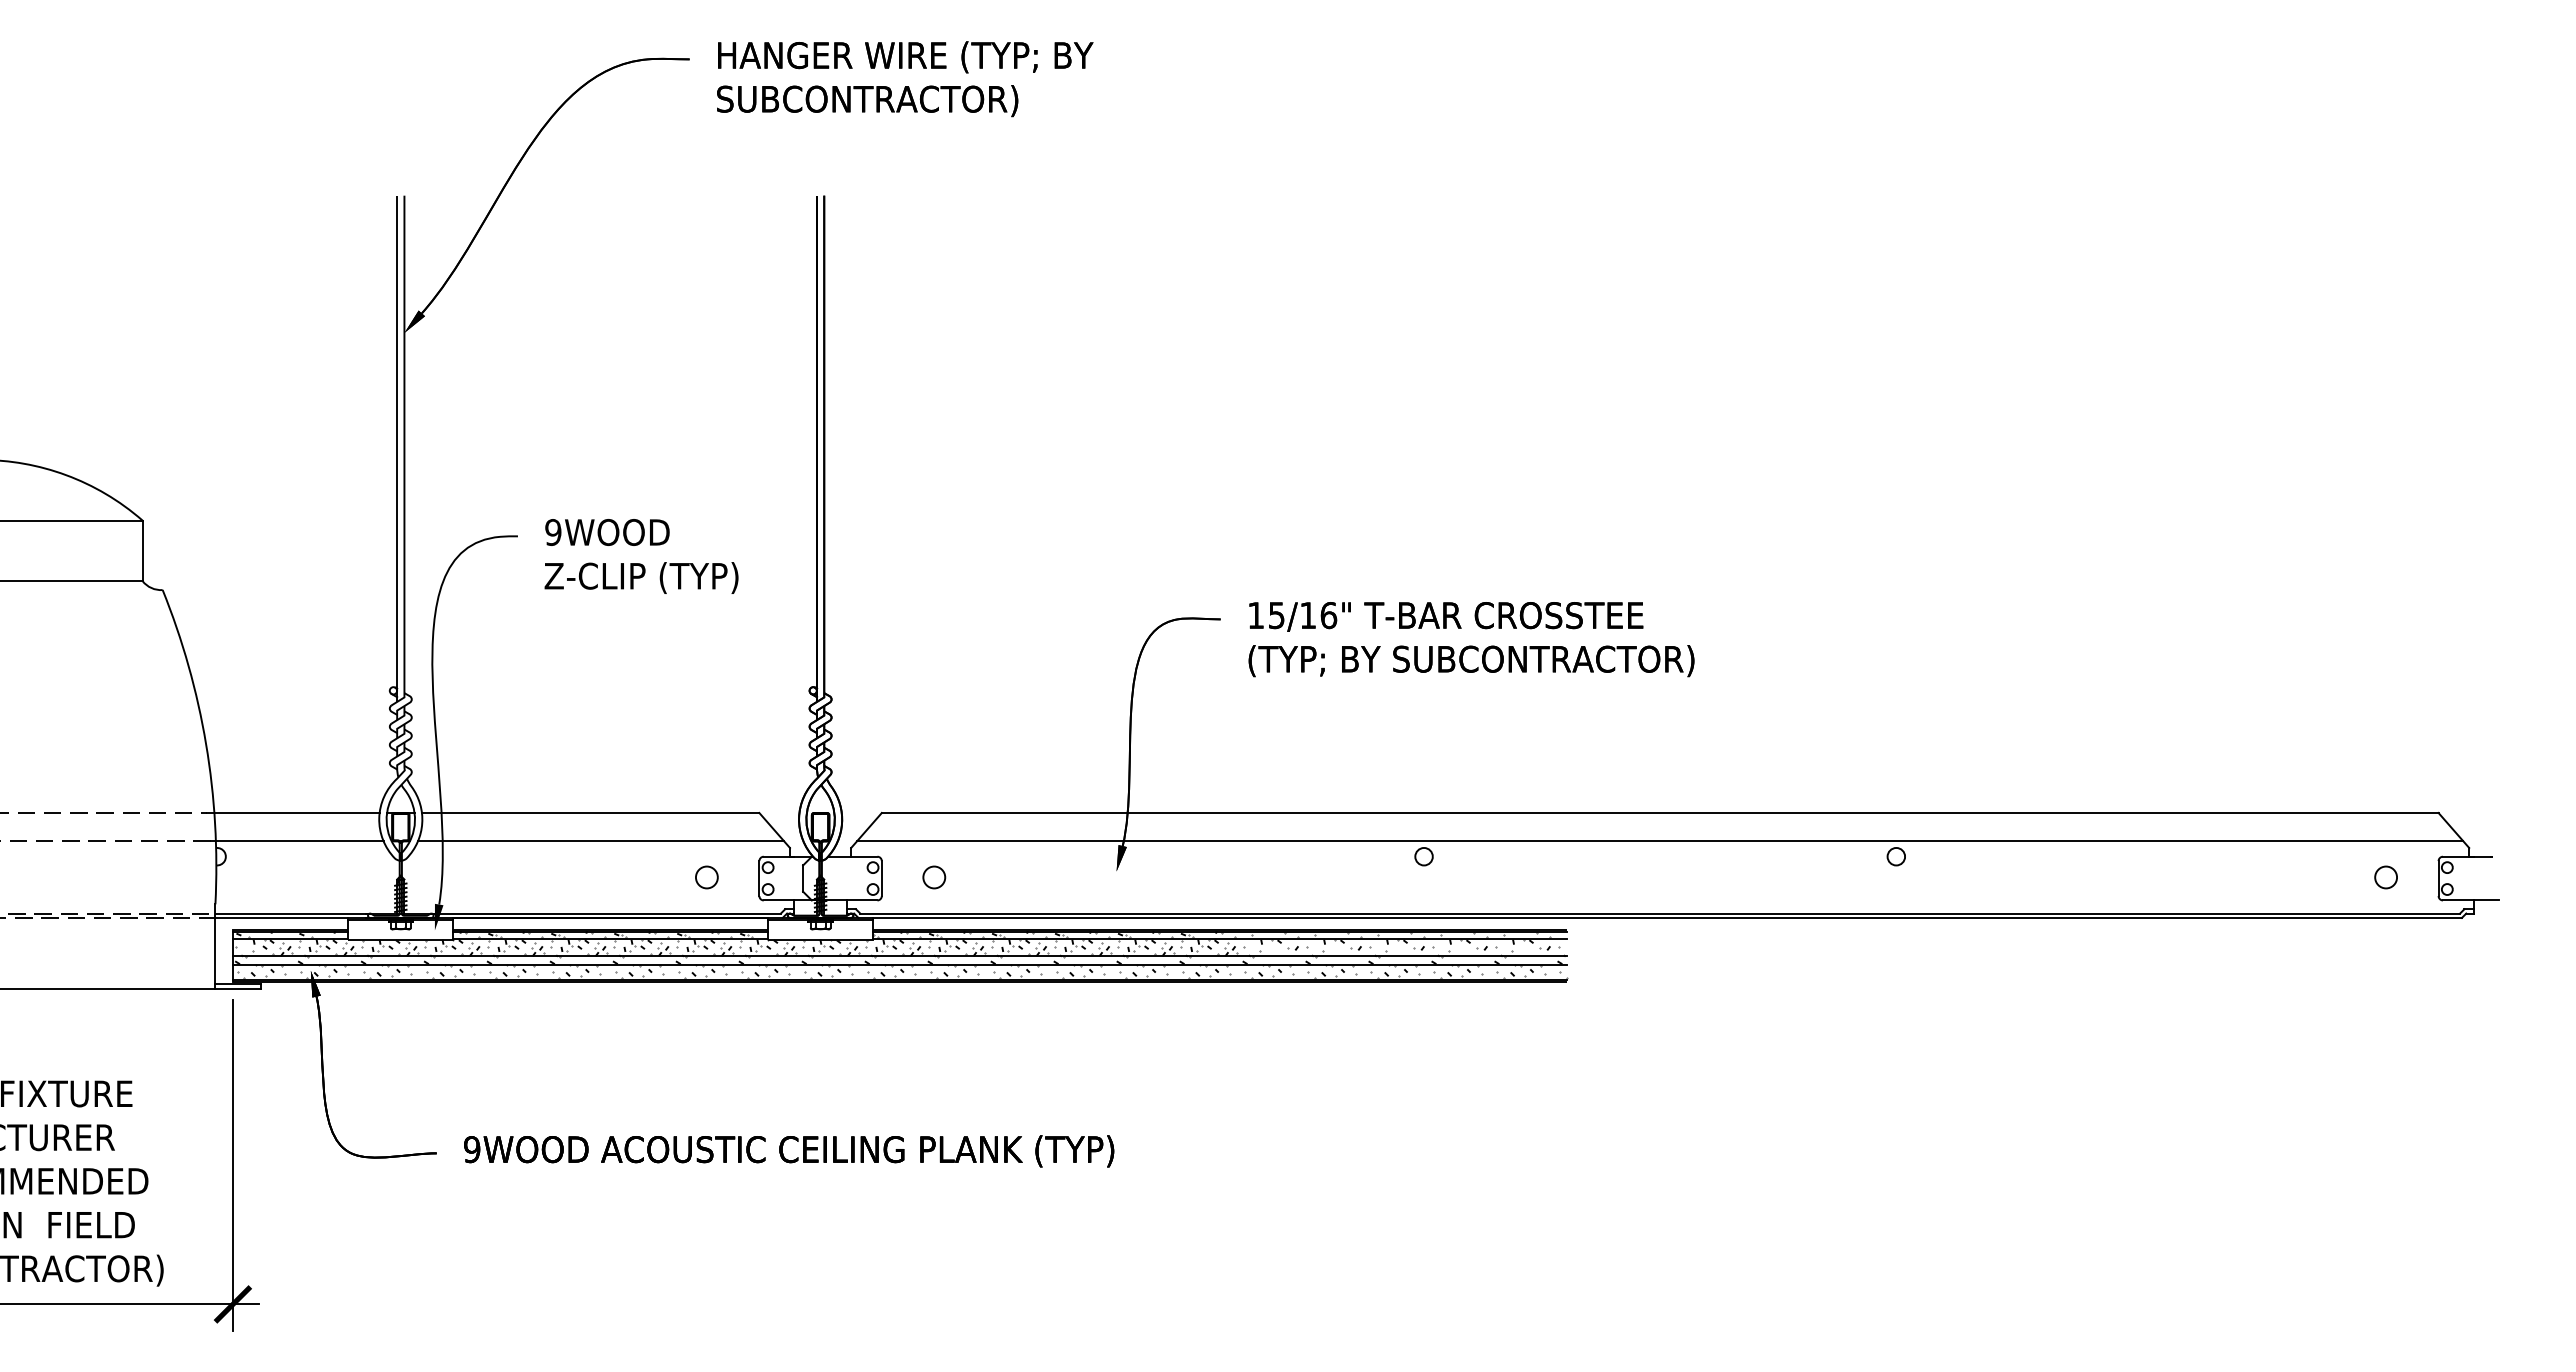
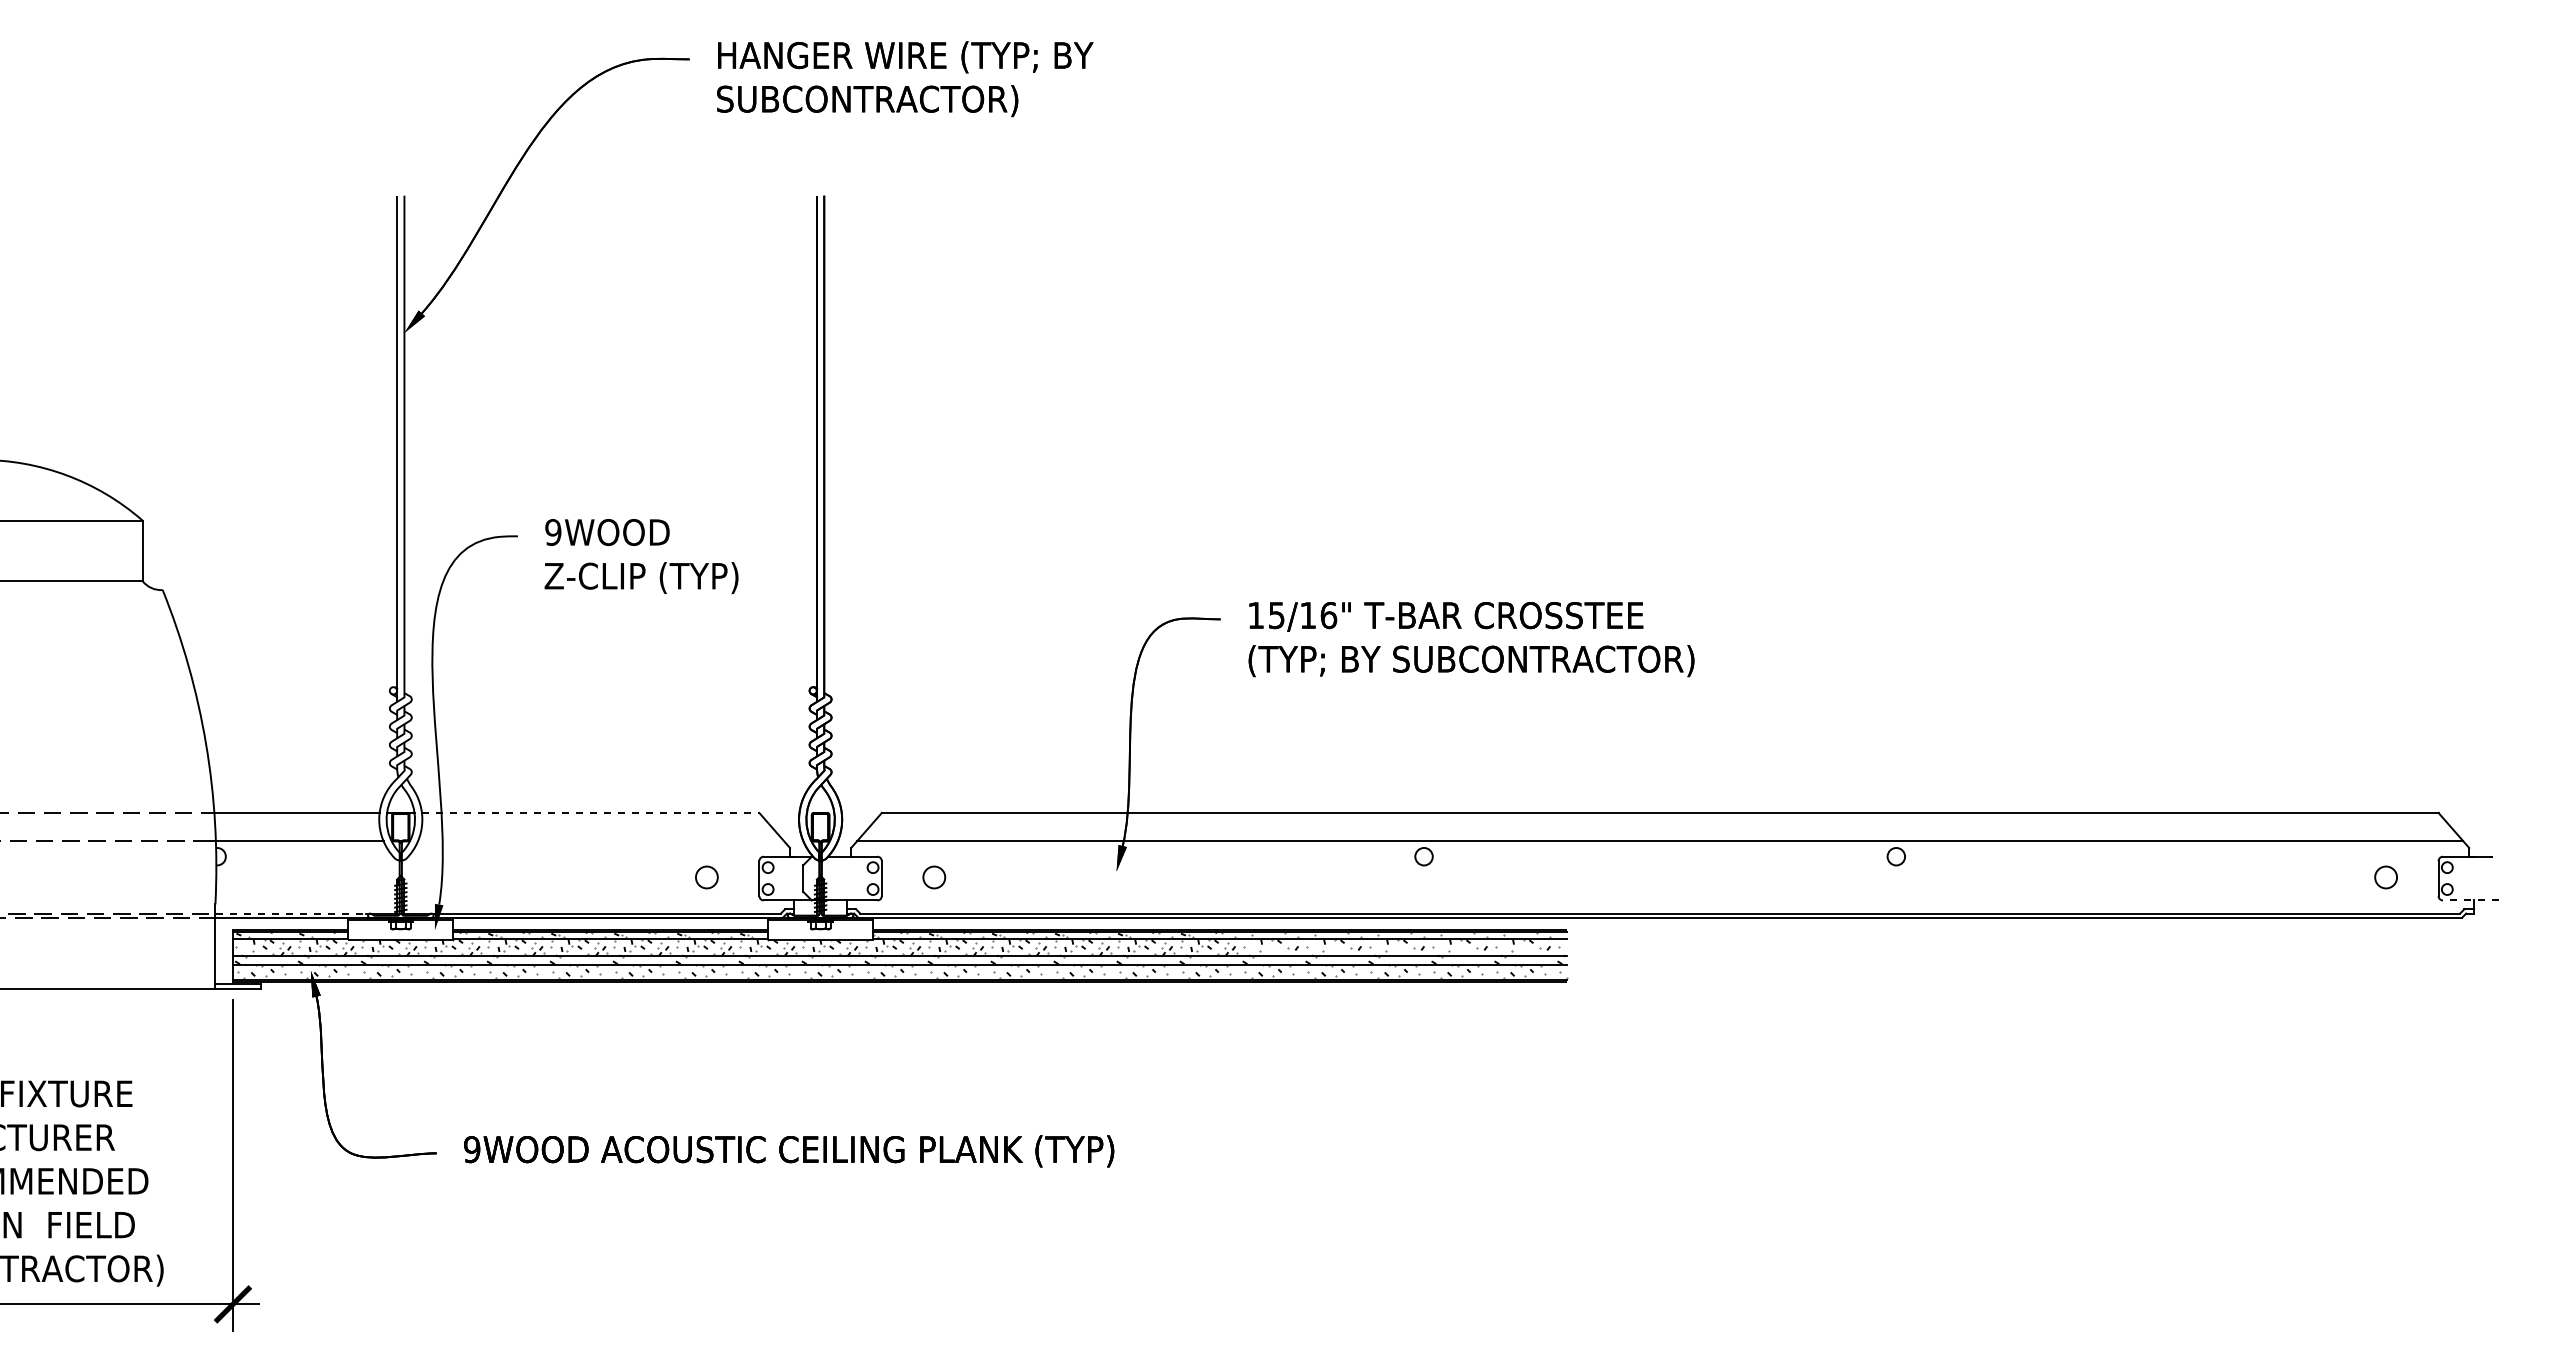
line: solid -> dashed (590, 812)
line: present -> none (600, 841)
line: solid -> dashed (2470, 900)
line: solid -> dashed (293, 913)
